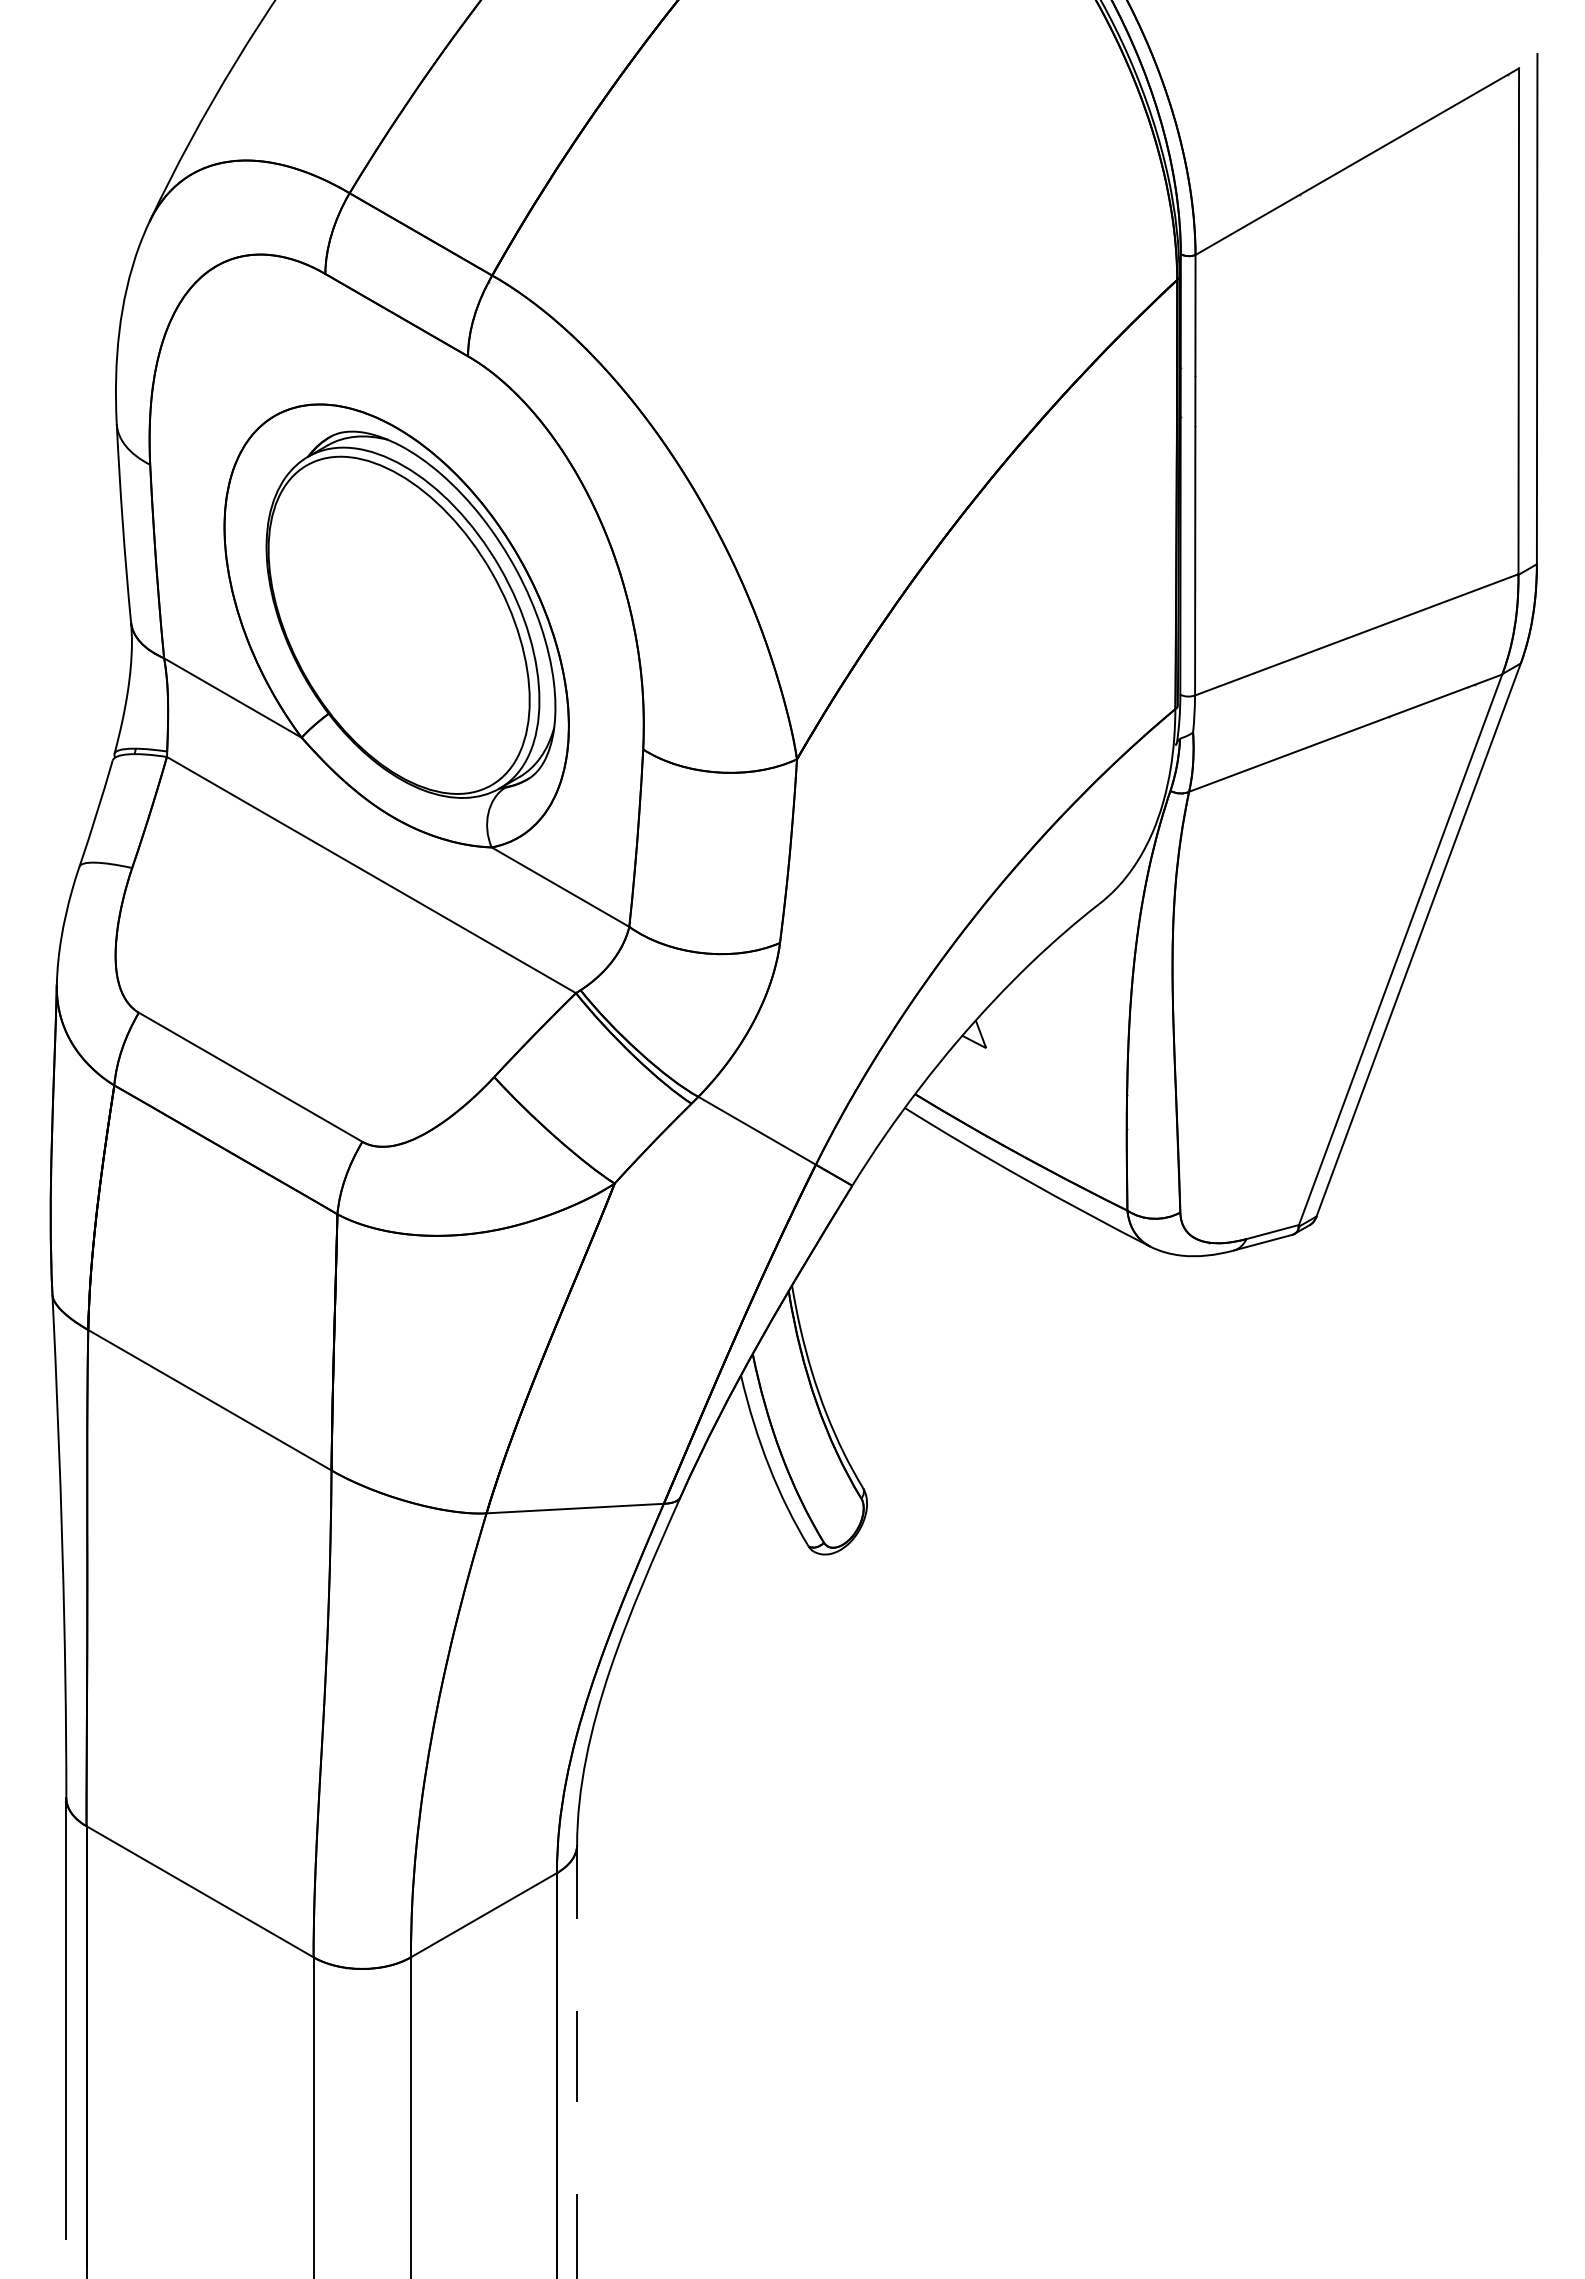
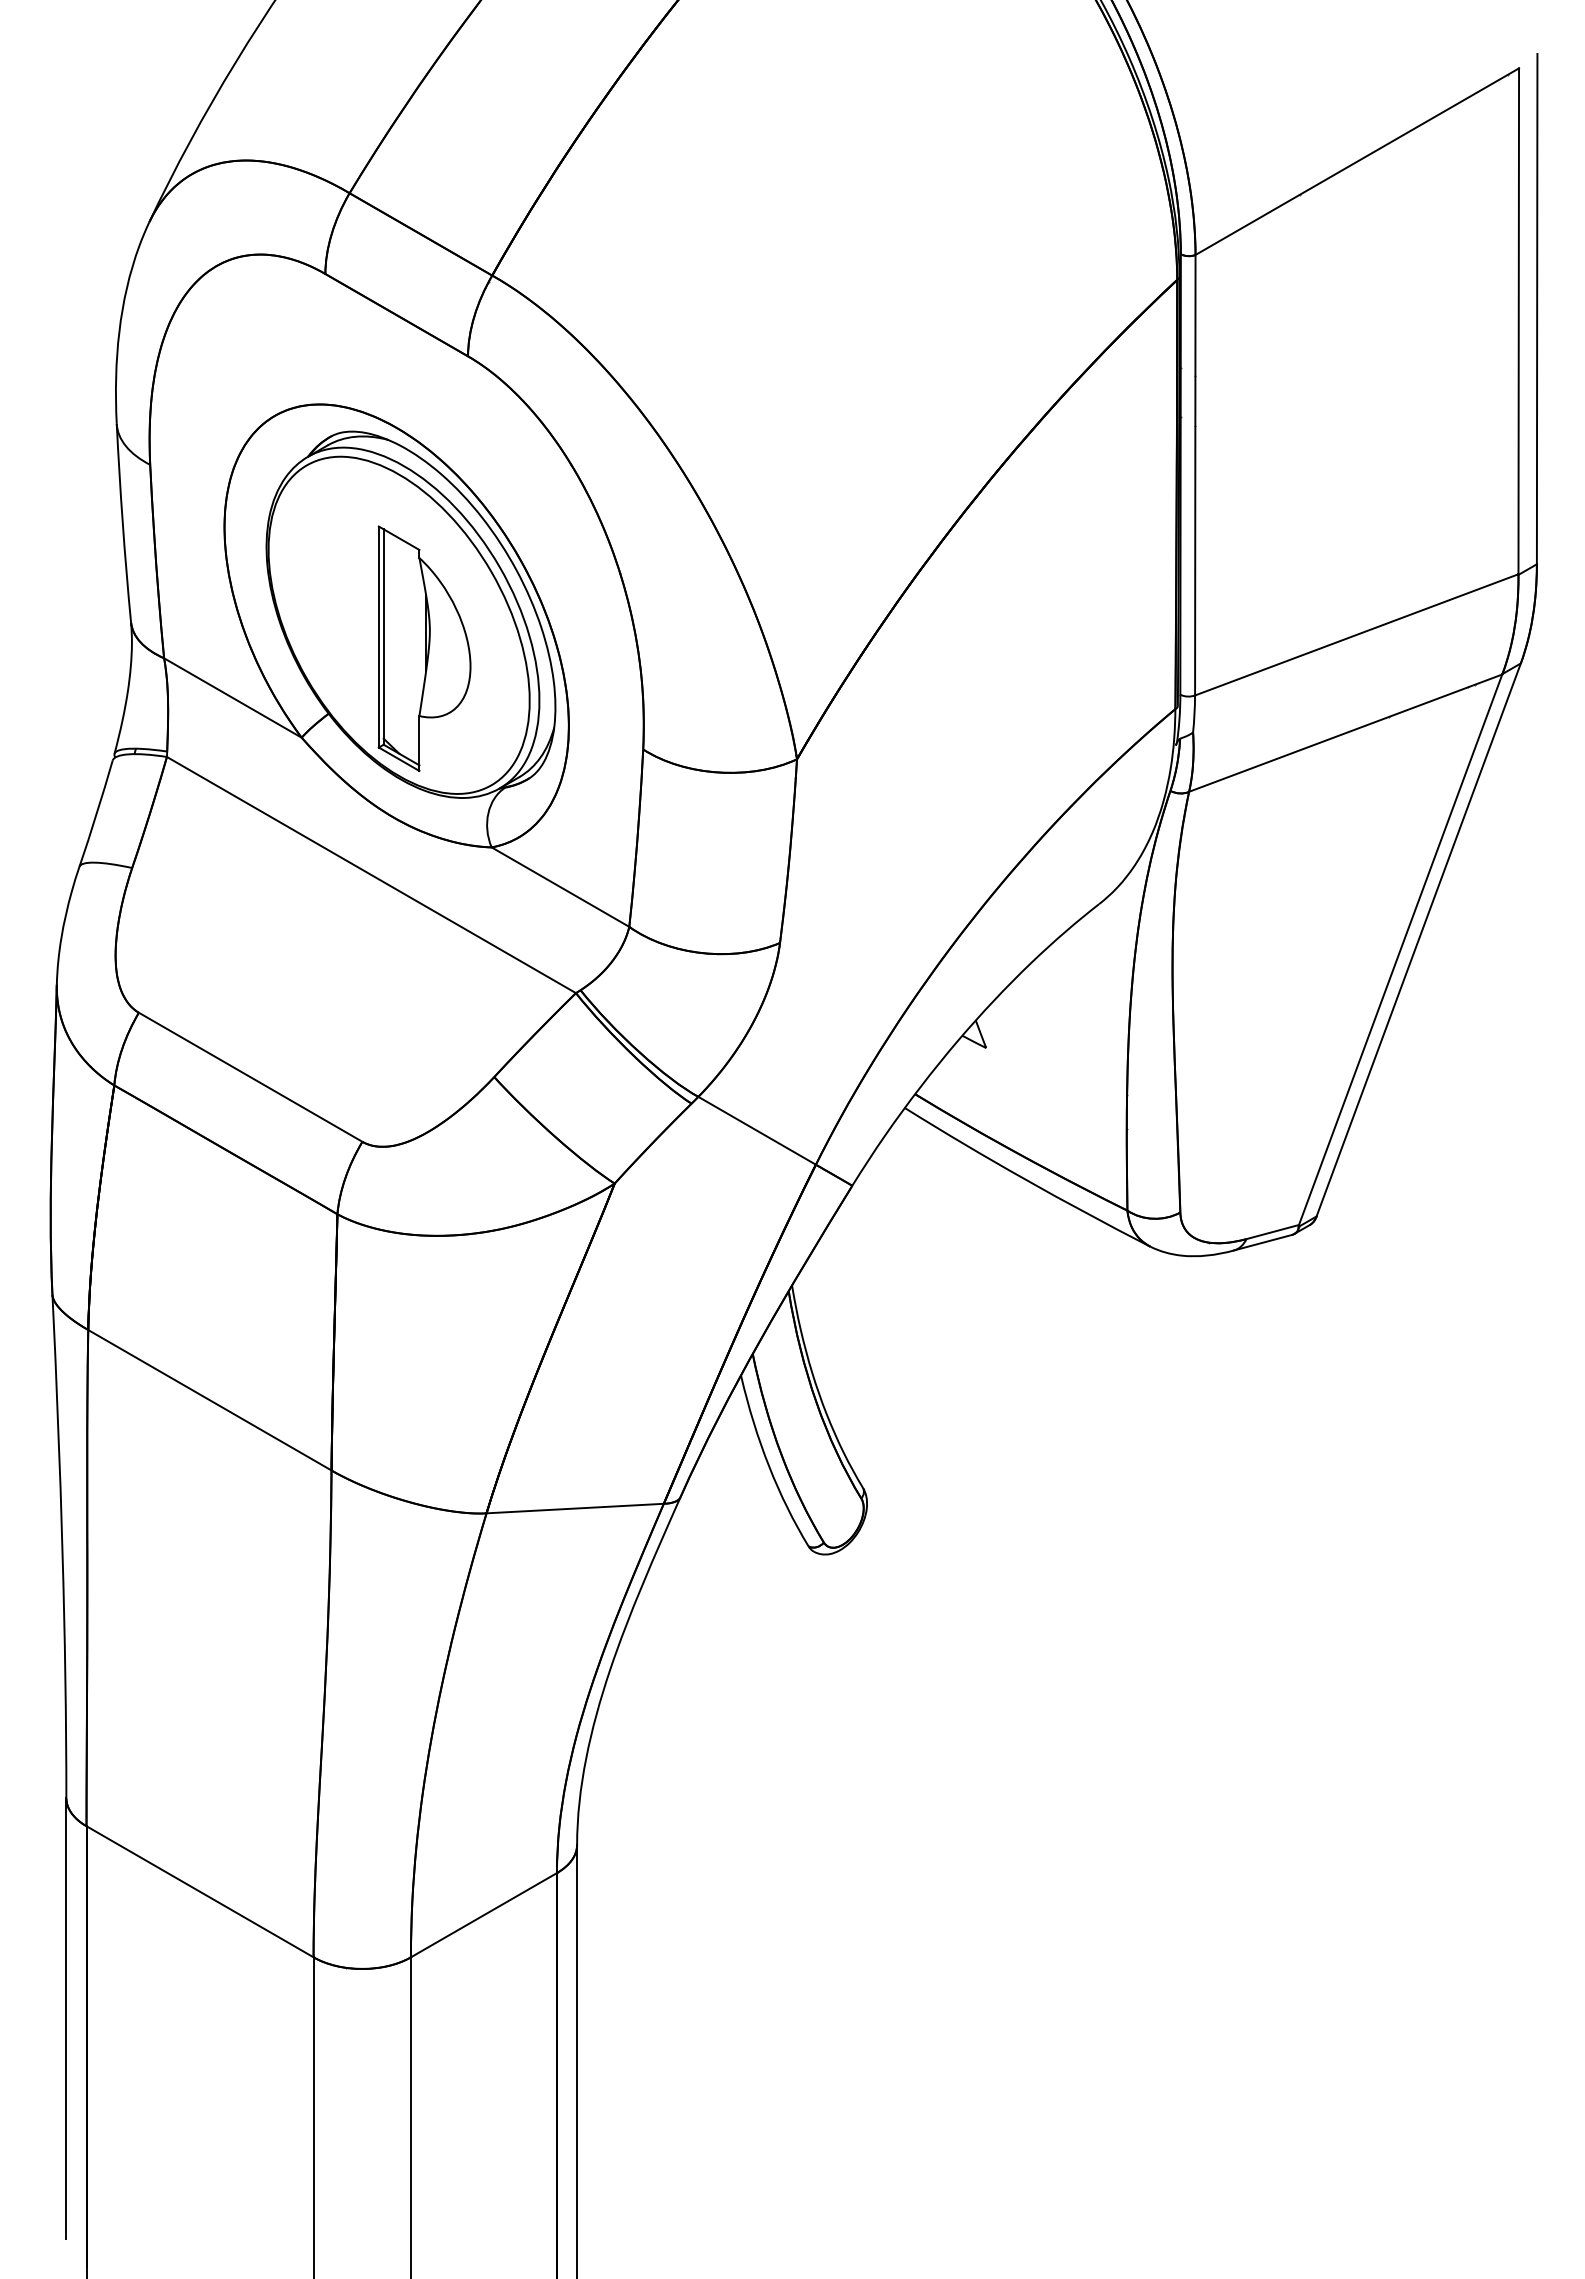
part: none -> present (424, 648)
line: dashed -> solid (577, 2061)
